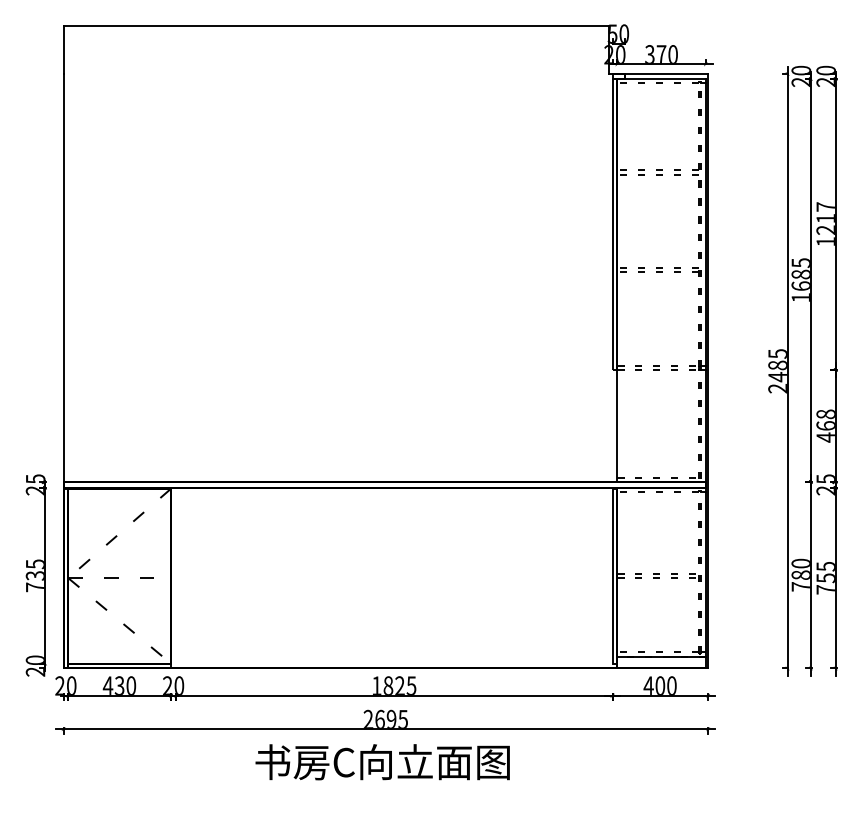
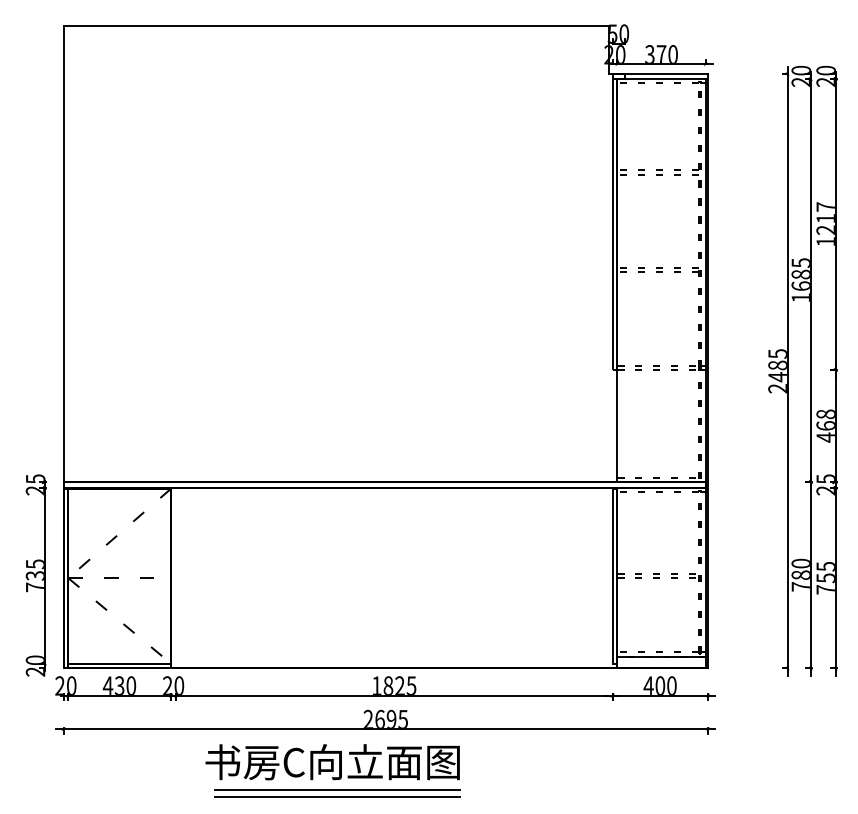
text position: (382, 762) -> (332, 762) (332, 762)
line: none -> present (337, 789)
line: none -> present (337, 796)
